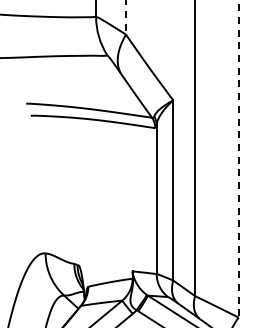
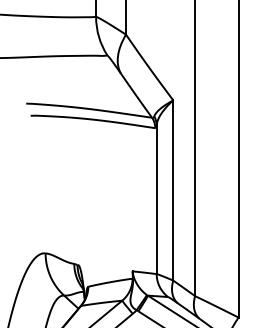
line: dashed -> solid (126, 17)
line: dashed -> solid (238, 159)
